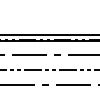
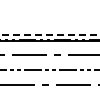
line: solid -> dashed (49, 34)
